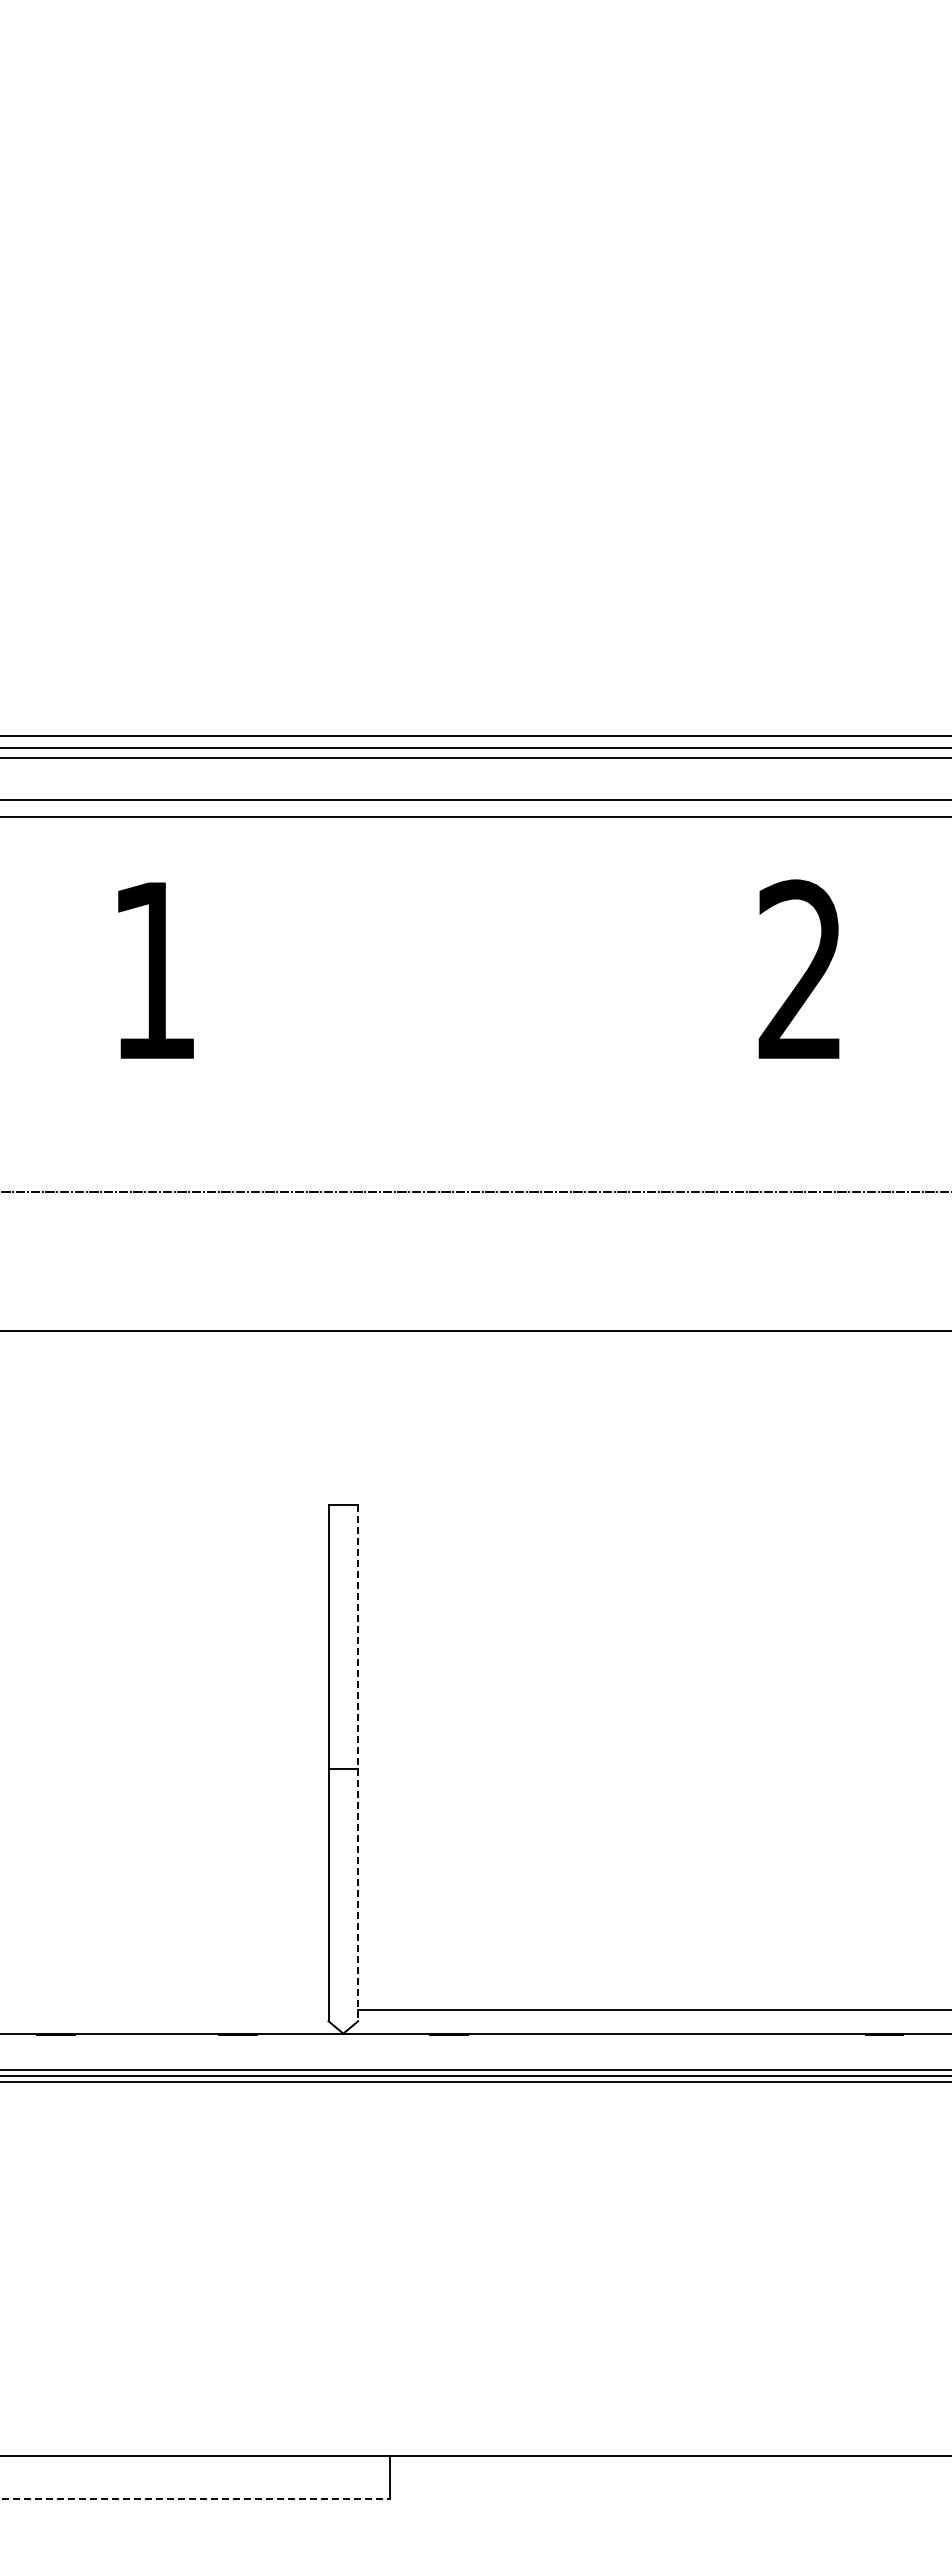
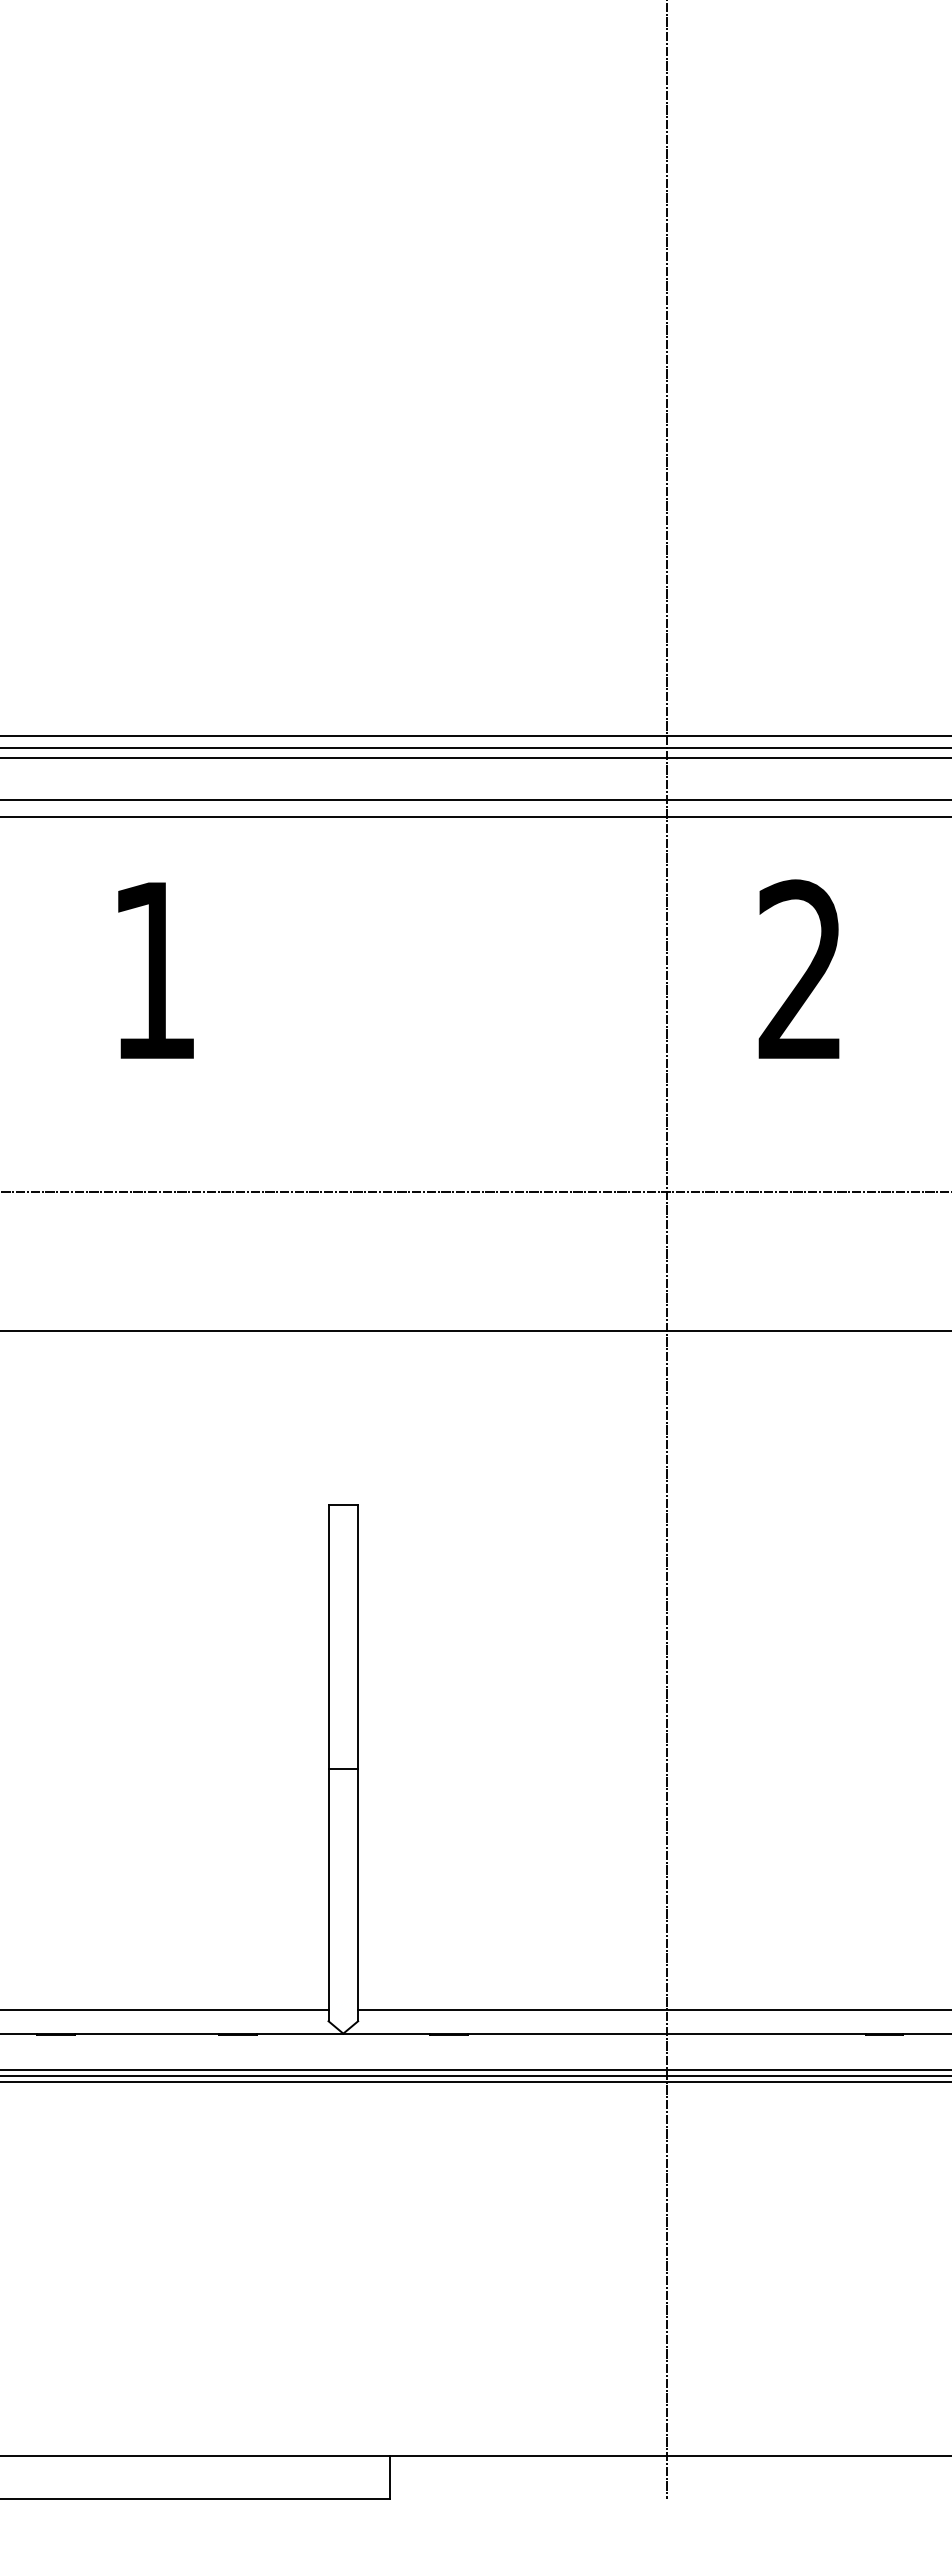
line: none -> present (666, 1250)
line: dashed -> solid (358, 1763)
line: none -> present (165, 2009)
line: dashed -> solid (195, 2498)
